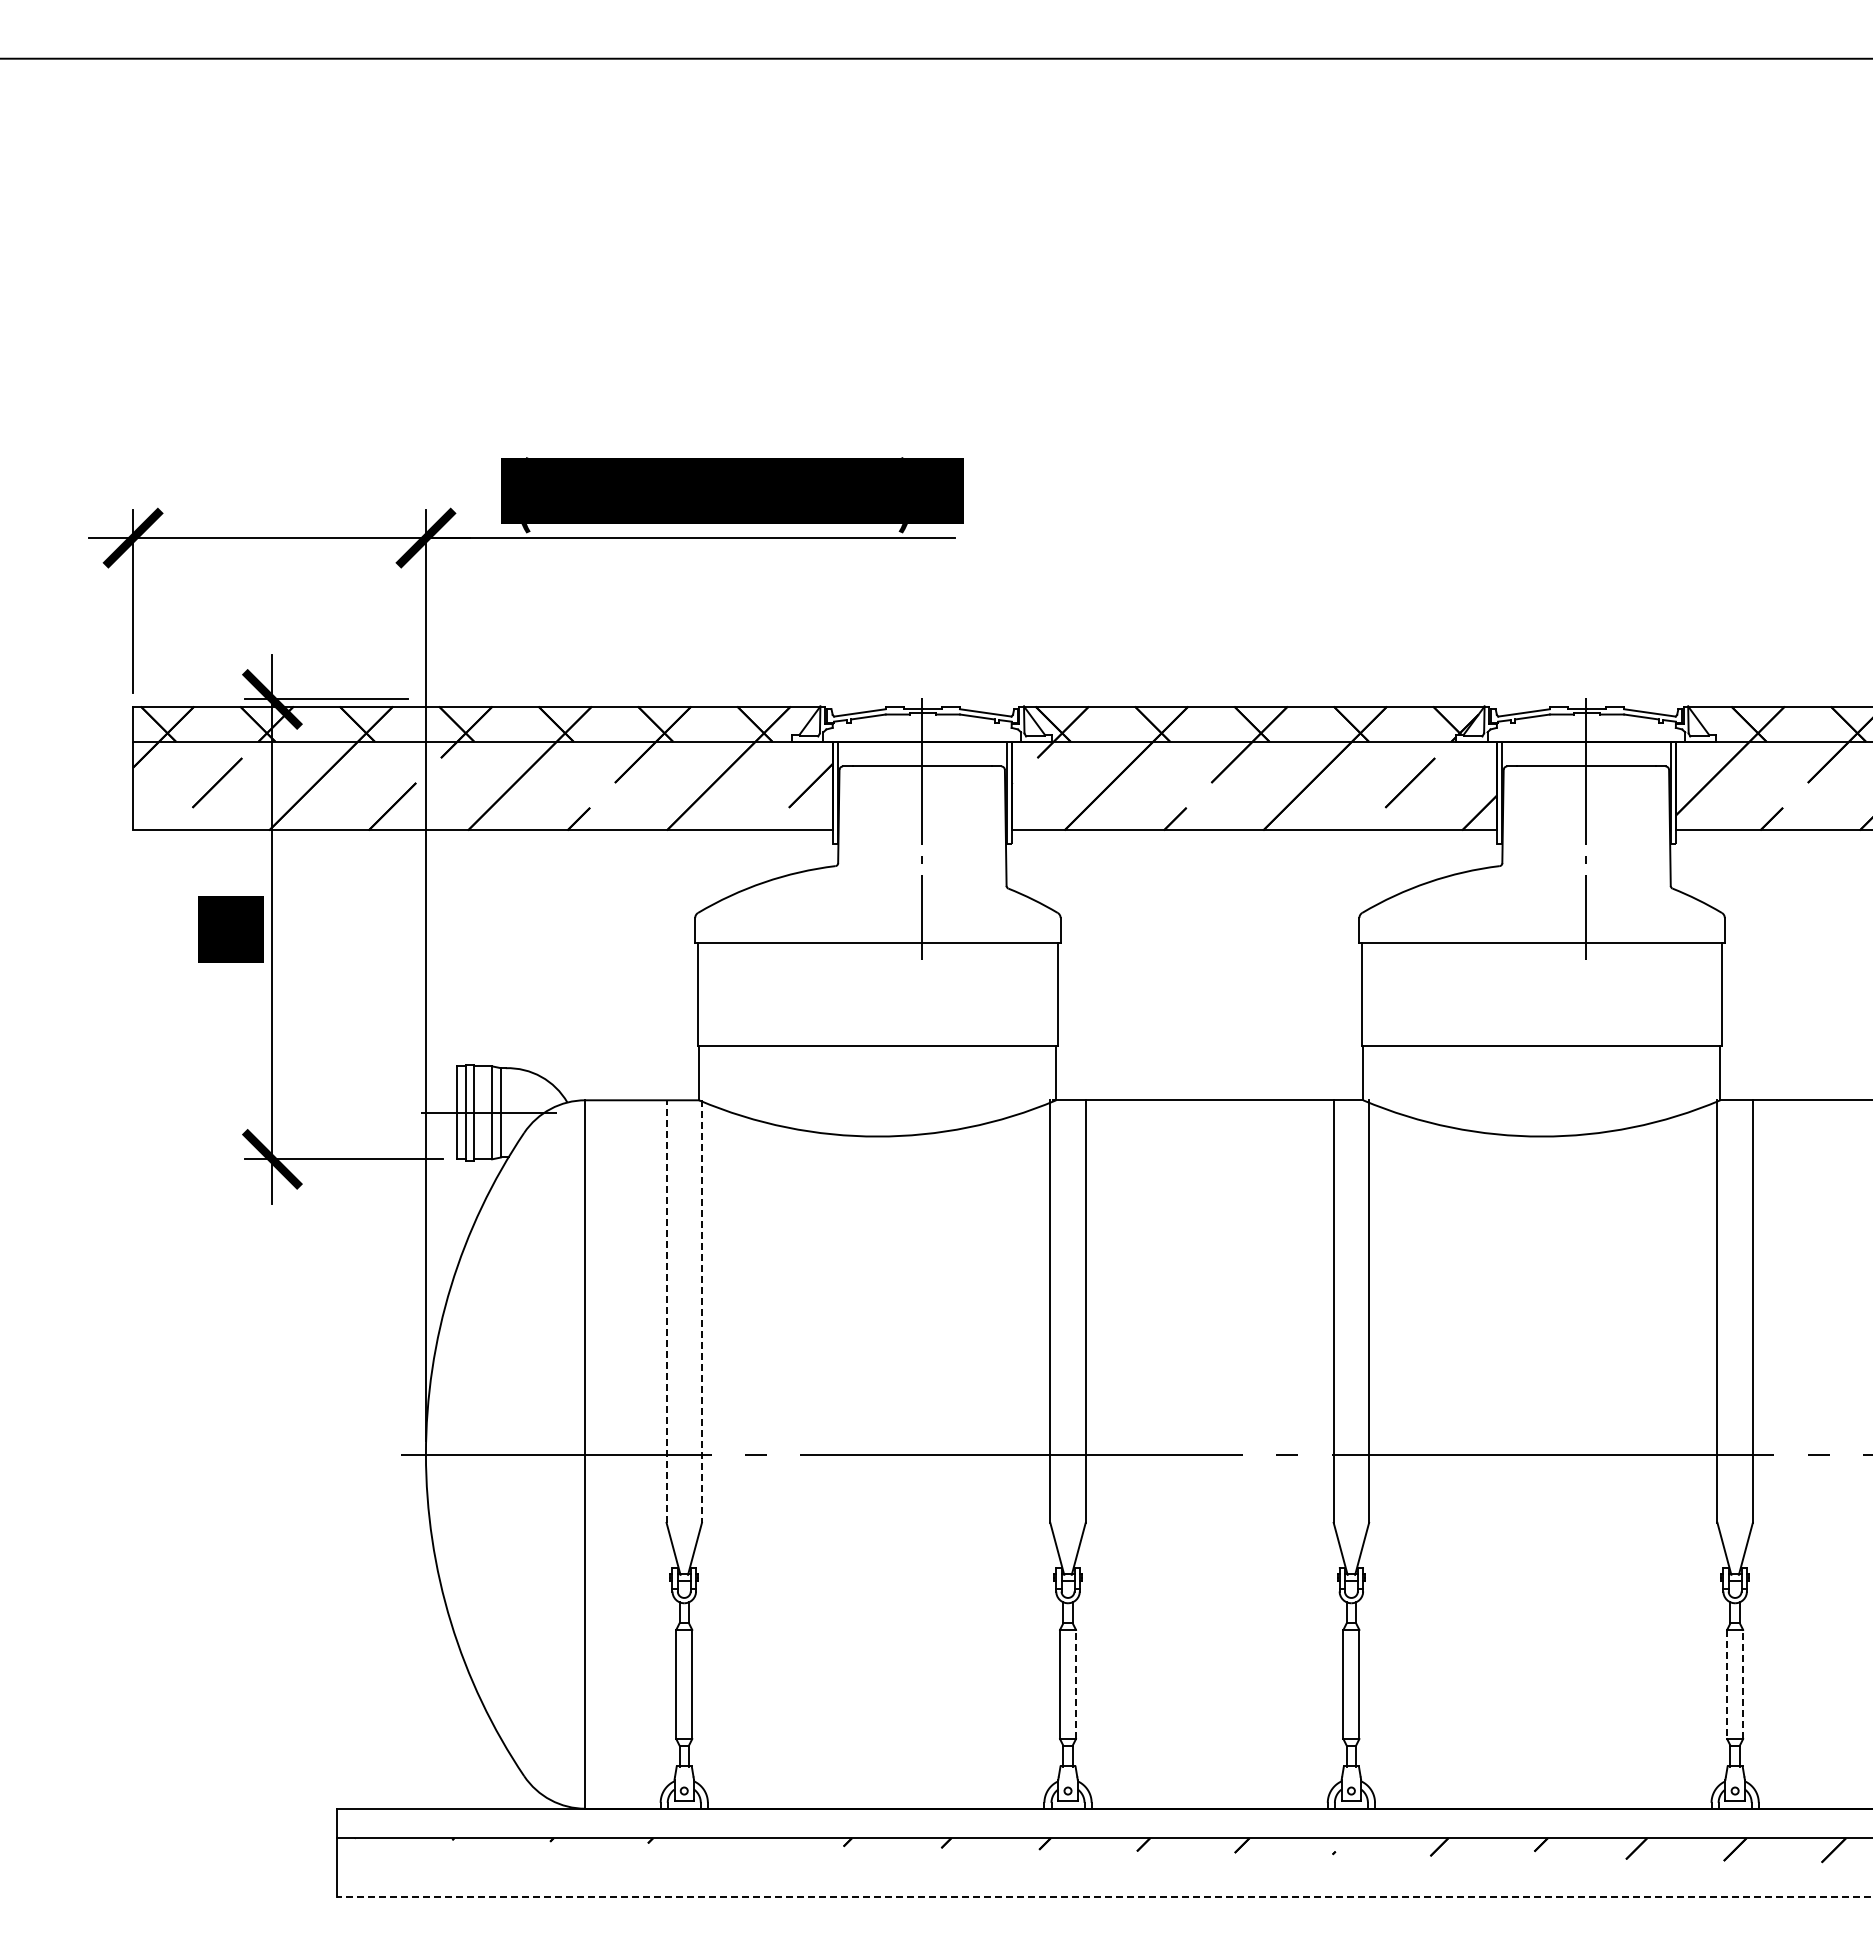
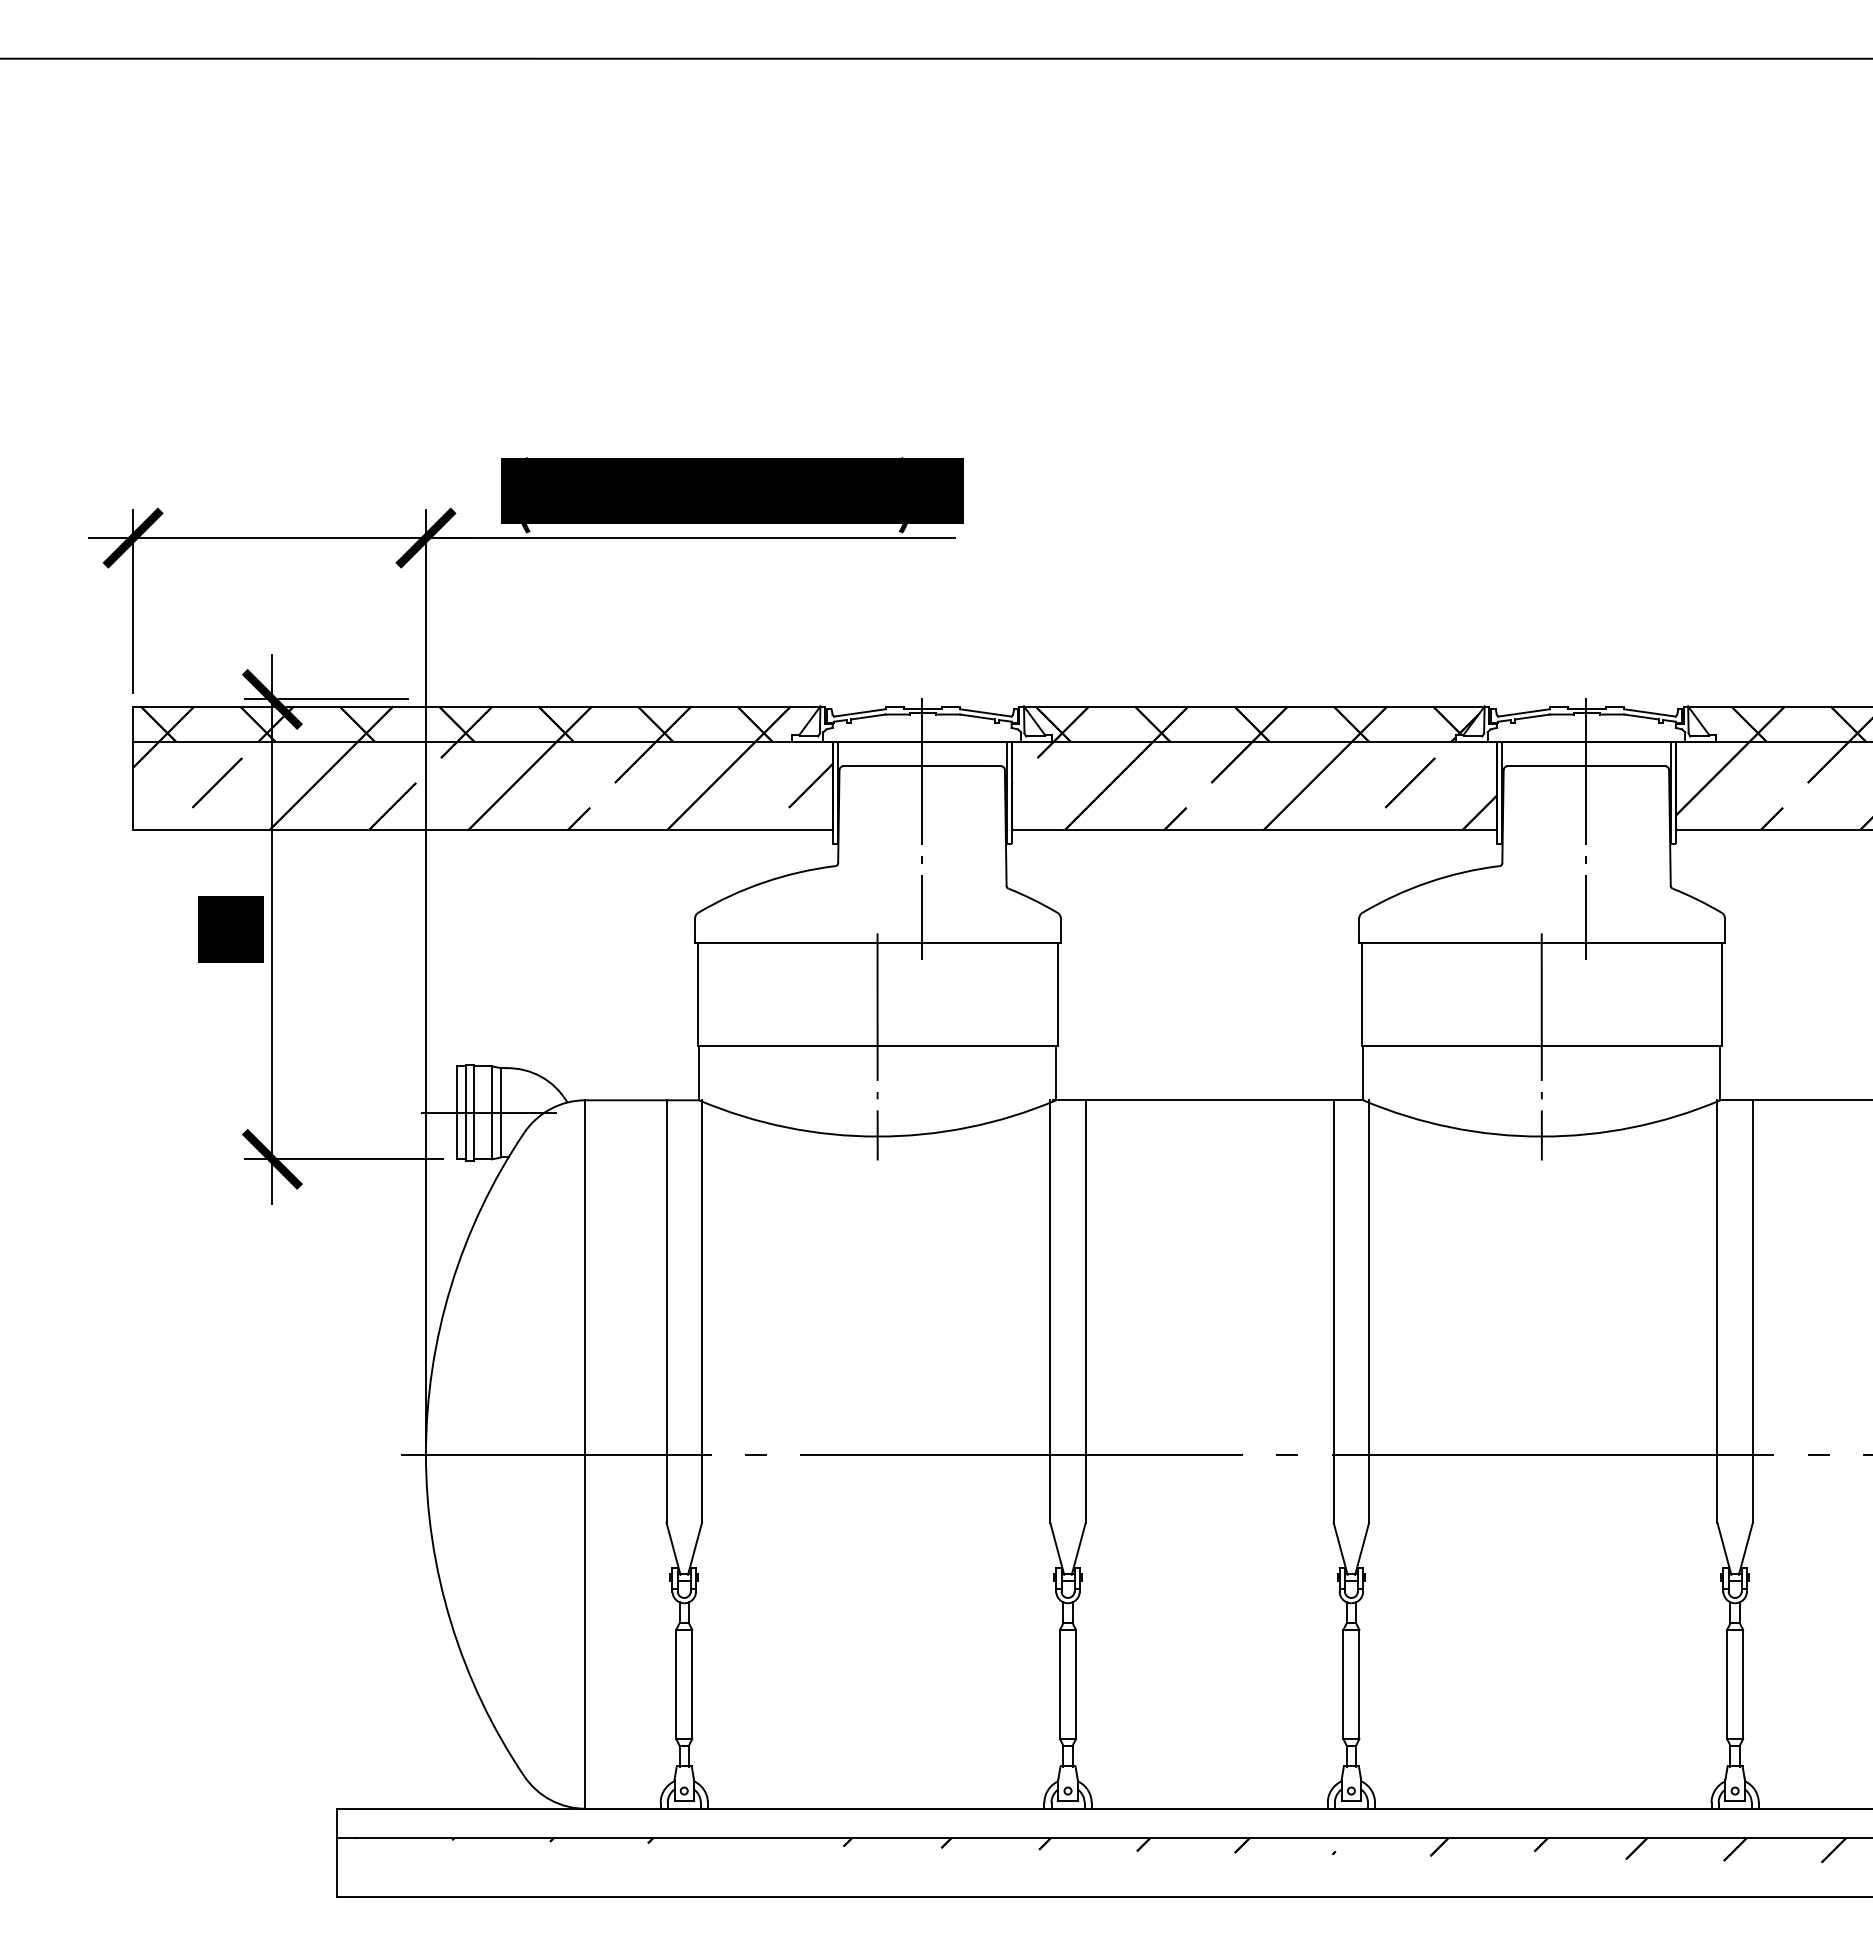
line: none -> present (877, 1046)
line: none -> present (1541, 1046)
line: dashed -> solid (666, 1311)
line: dashed -> solid (701, 1312)
line: dashed -> solid (1075, 1684)
line: dashed -> solid (1727, 1684)
line: dashed -> solid (1743, 1684)
line: dashed -> solid (1104, 1897)
